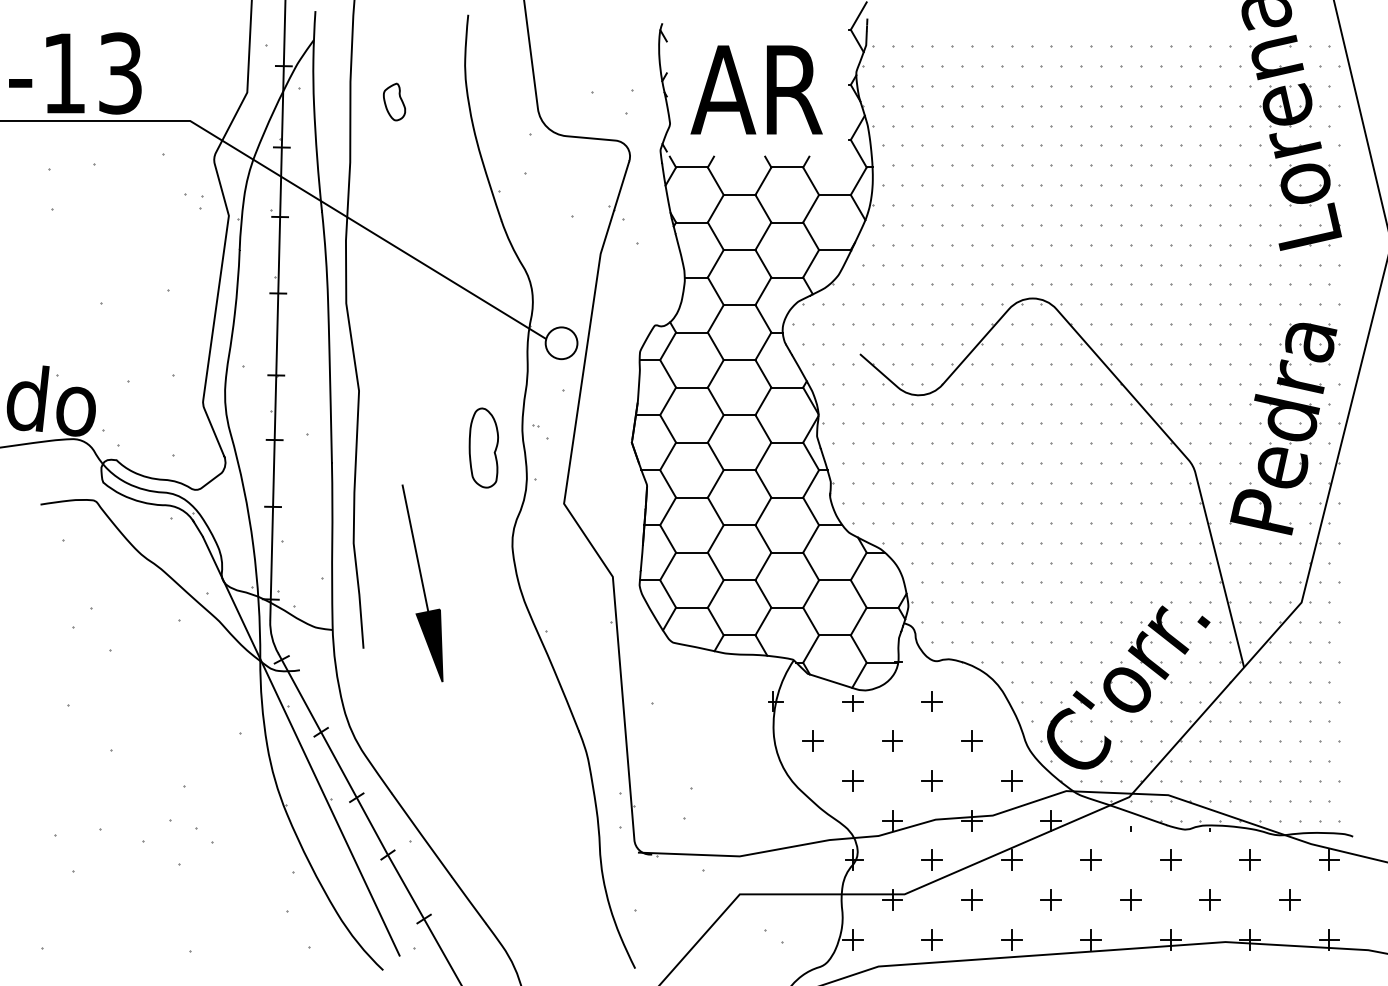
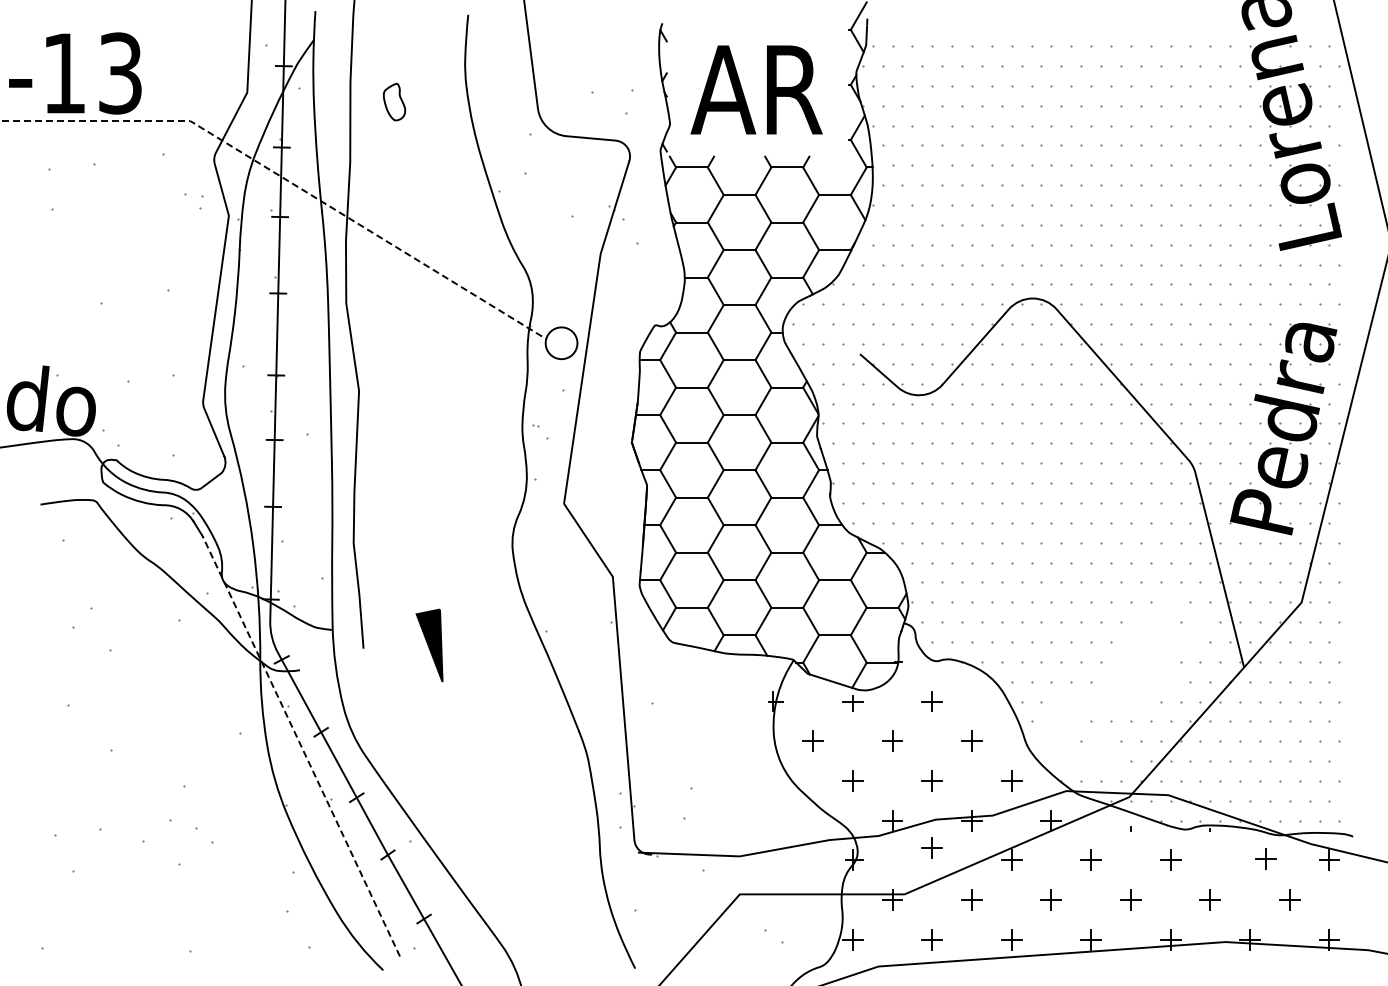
line: solid -> dashed (287, 180)
part: present -> none (483, 447)
line: present -> none (415, 548)
part: present -> none (1125, 685)
line: solid -> dashed (301, 746)
part position: (931, 859) -> (931, 847) (931, 847)
part position: (1249, 859) -> (1265, 858) (1265, 858)
